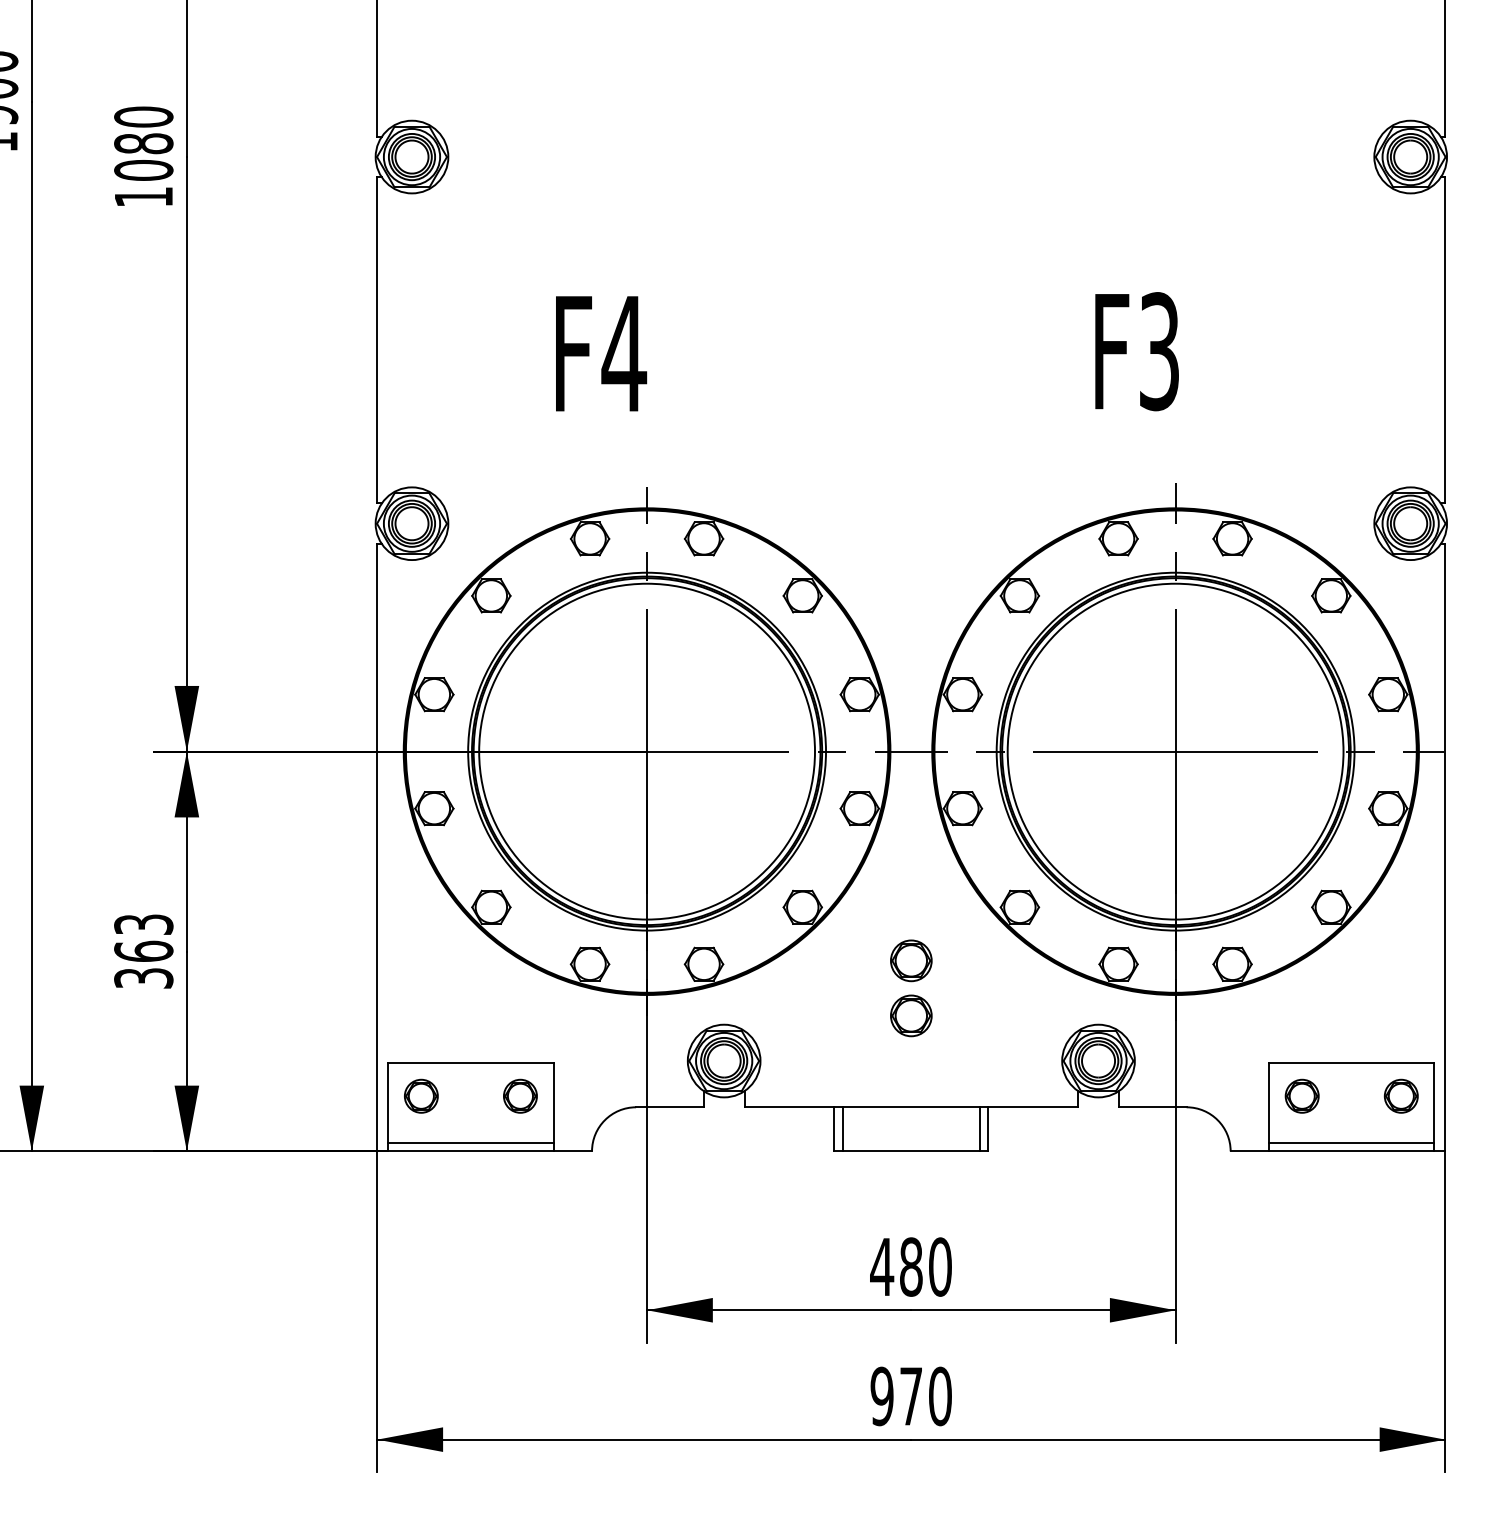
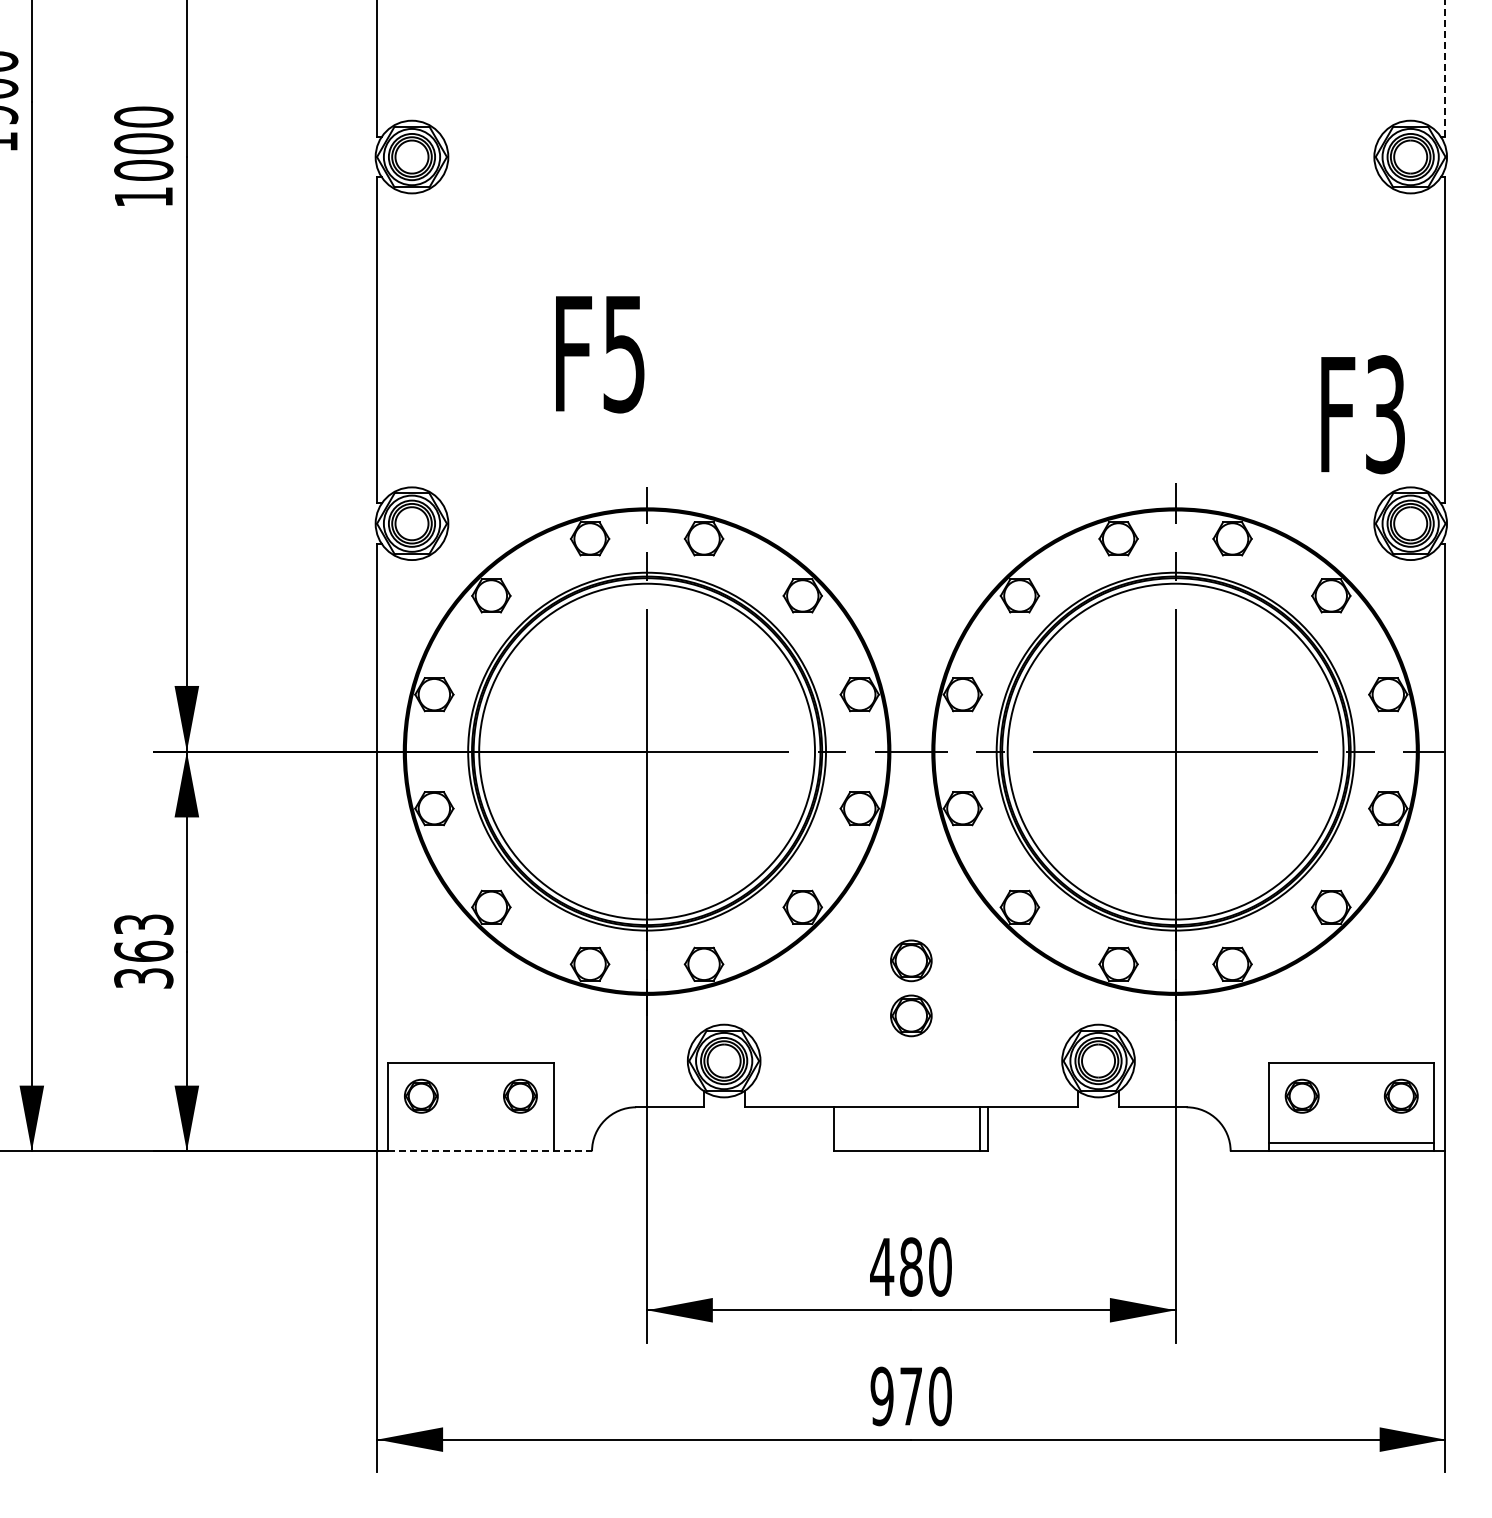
line: solid -> dashed (1445, 68)
text: 1080 -> 1000 (143, 143)
text position: (1136, 351) -> (1362, 414) (1362, 414)
text: F4 -> F5 (624, 354)
line: present -> none (843, 1129)
line: present -> none (470, 1142)
line: solid -> dashed (485, 1151)
